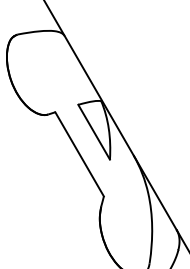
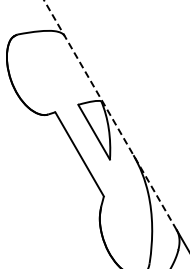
line: solid -> dashed (110, 114)
